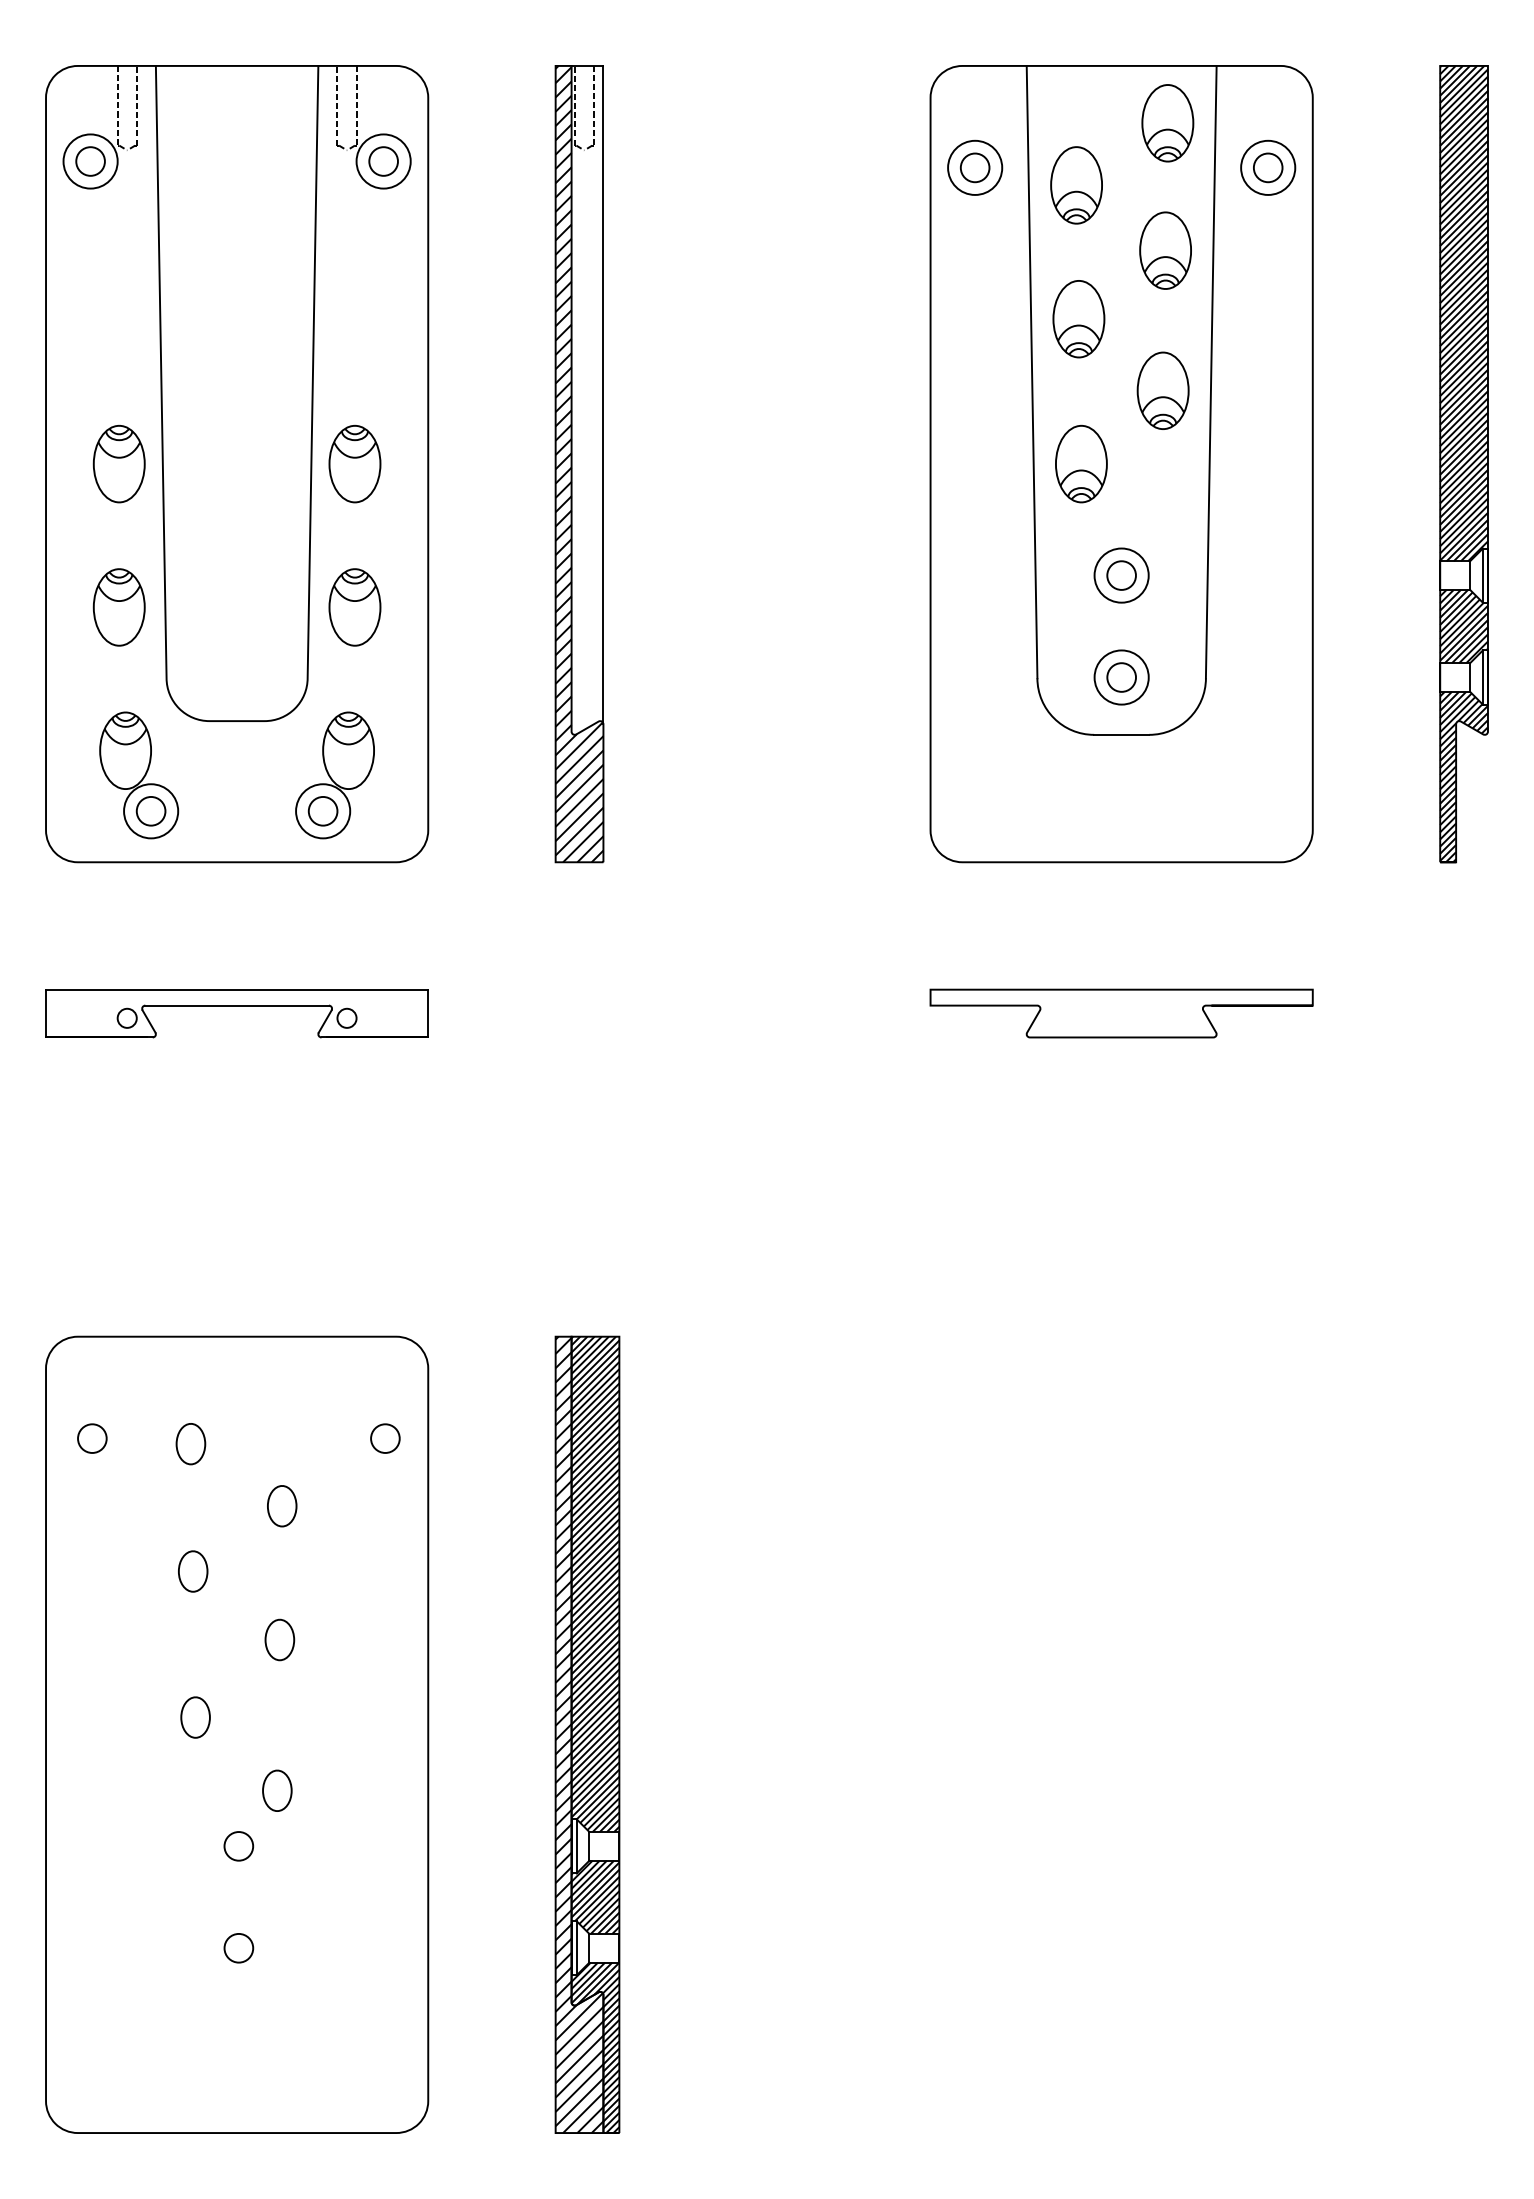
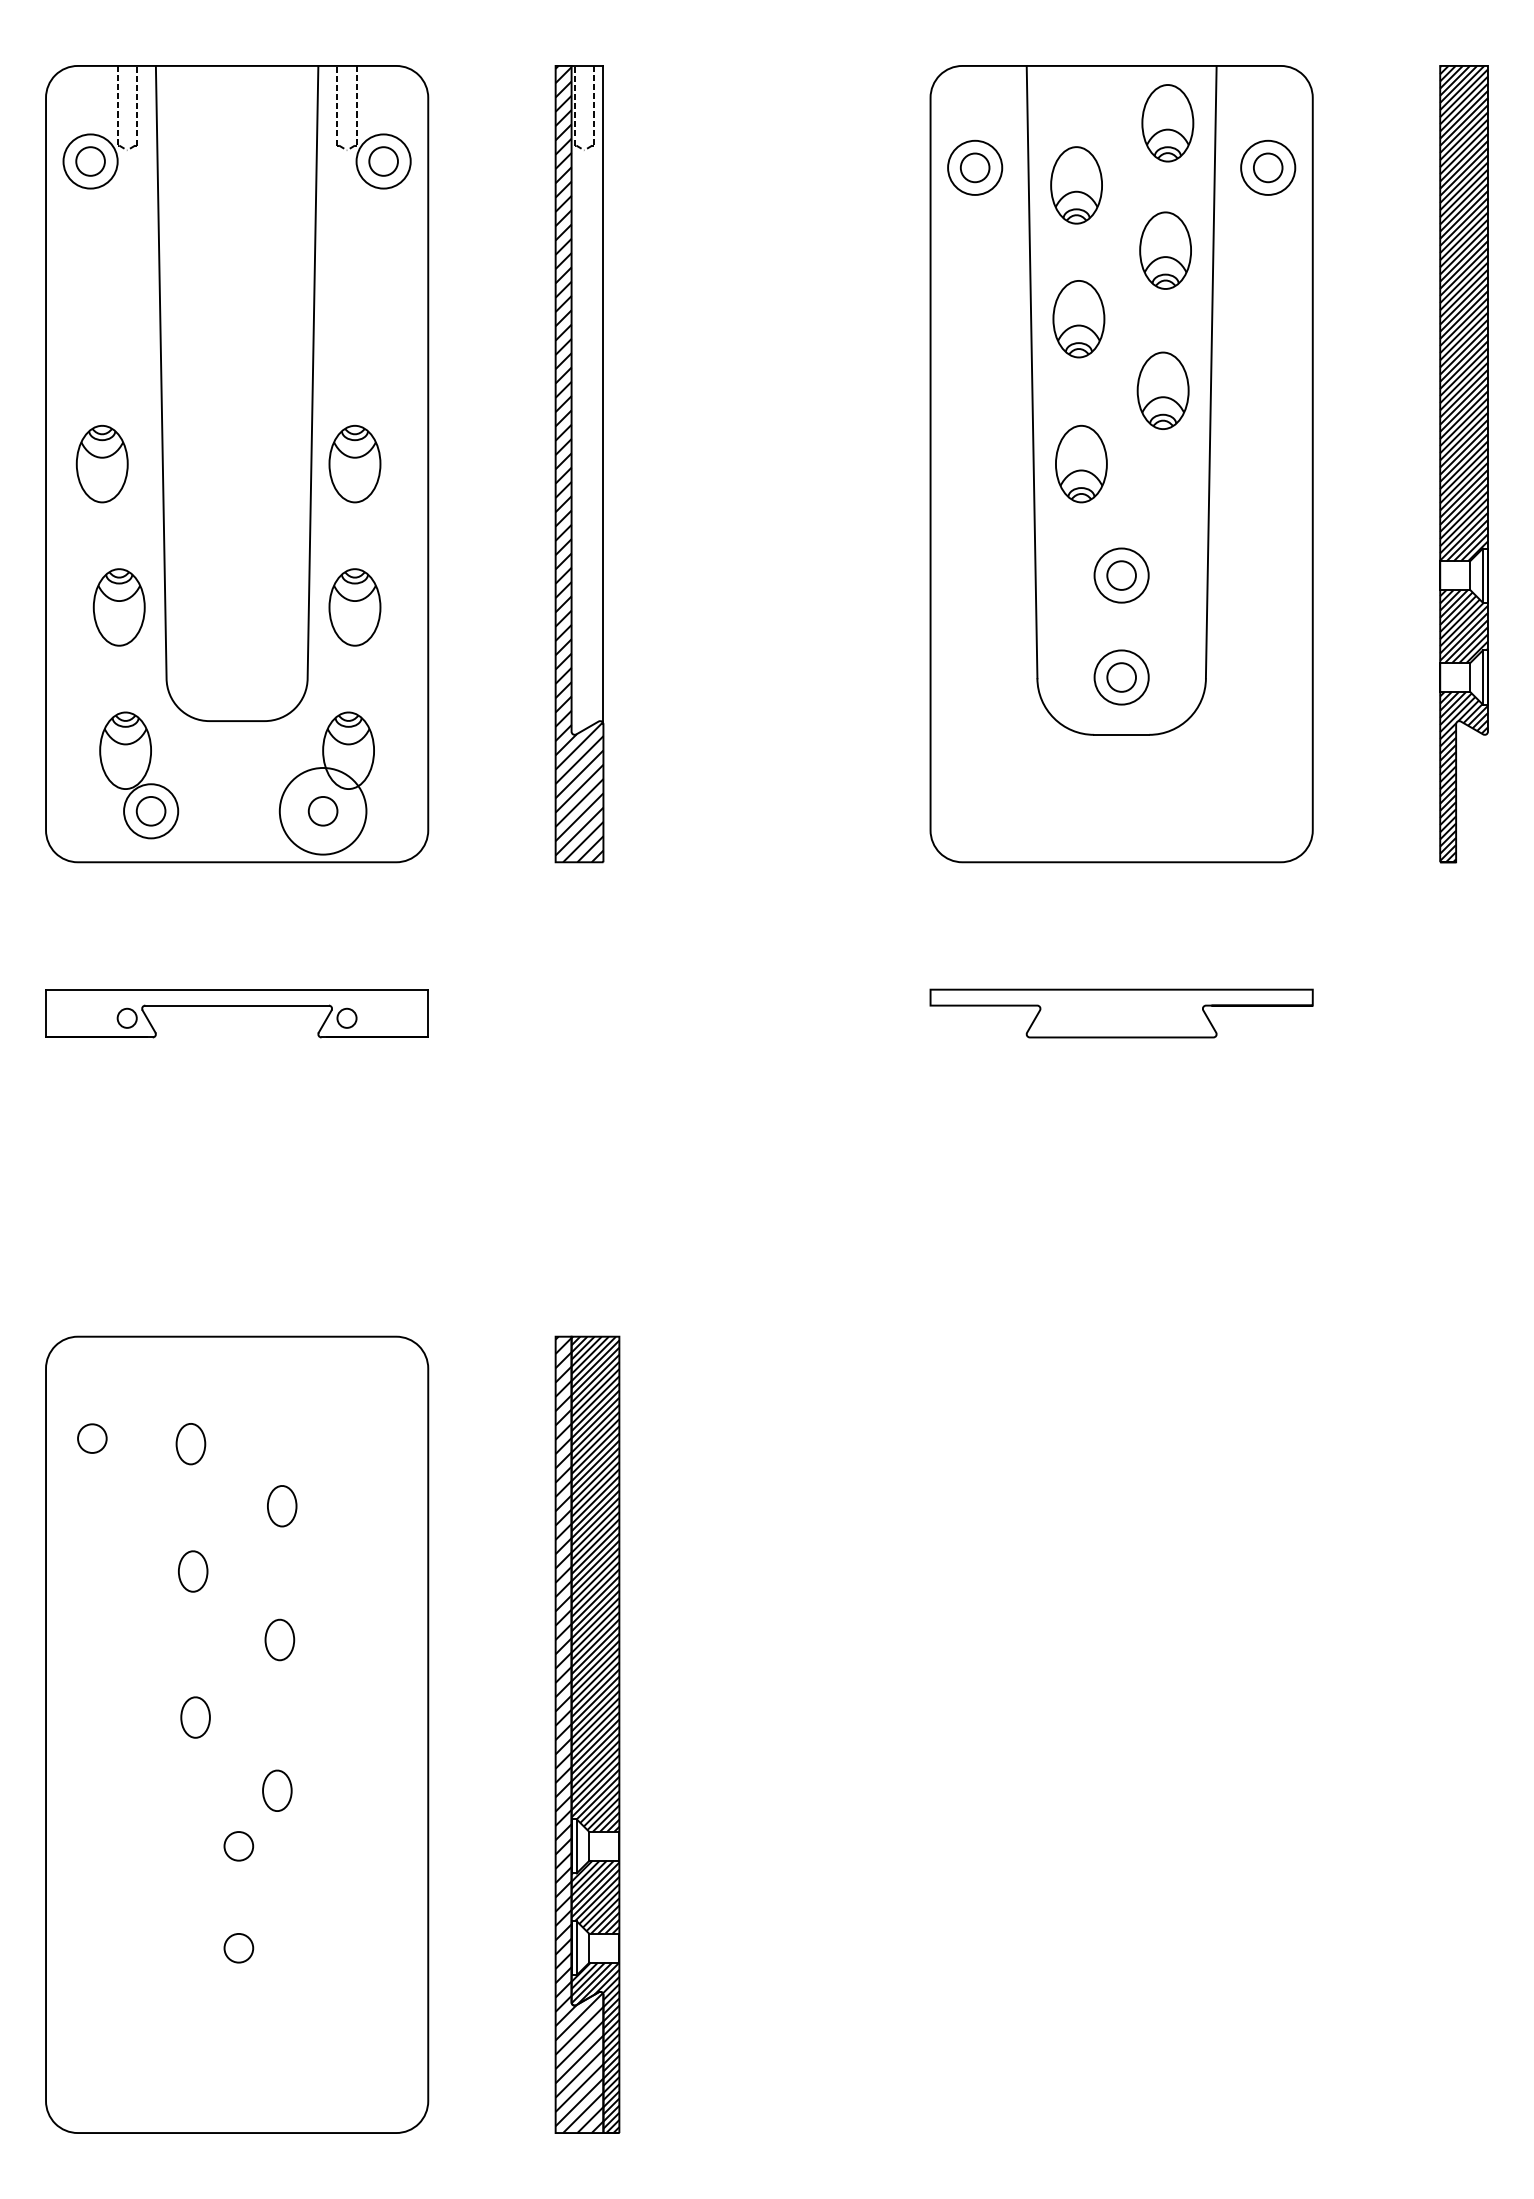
part position: (118, 464) -> (101, 464) (101, 464)
circle diameter: 54 px -> 87 px (322, 810)
circle: present -> none (385, 1438)
